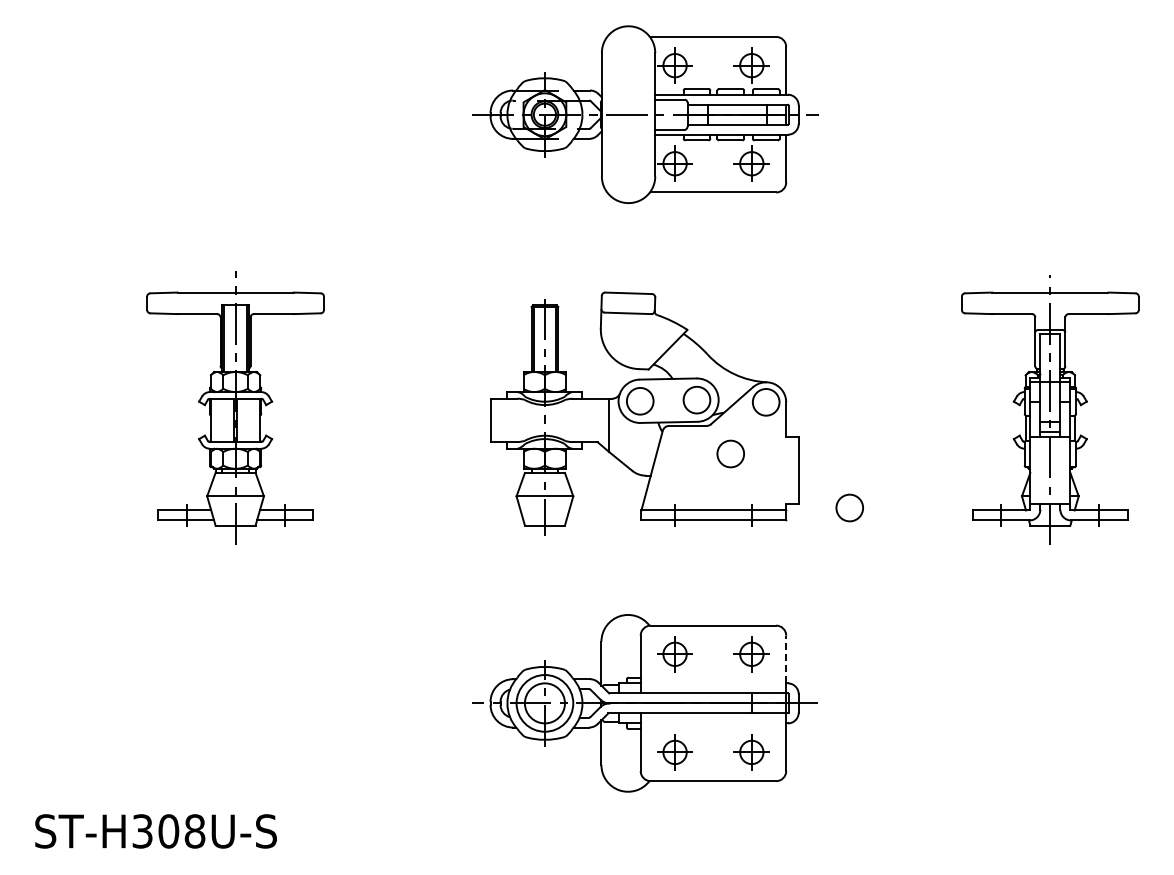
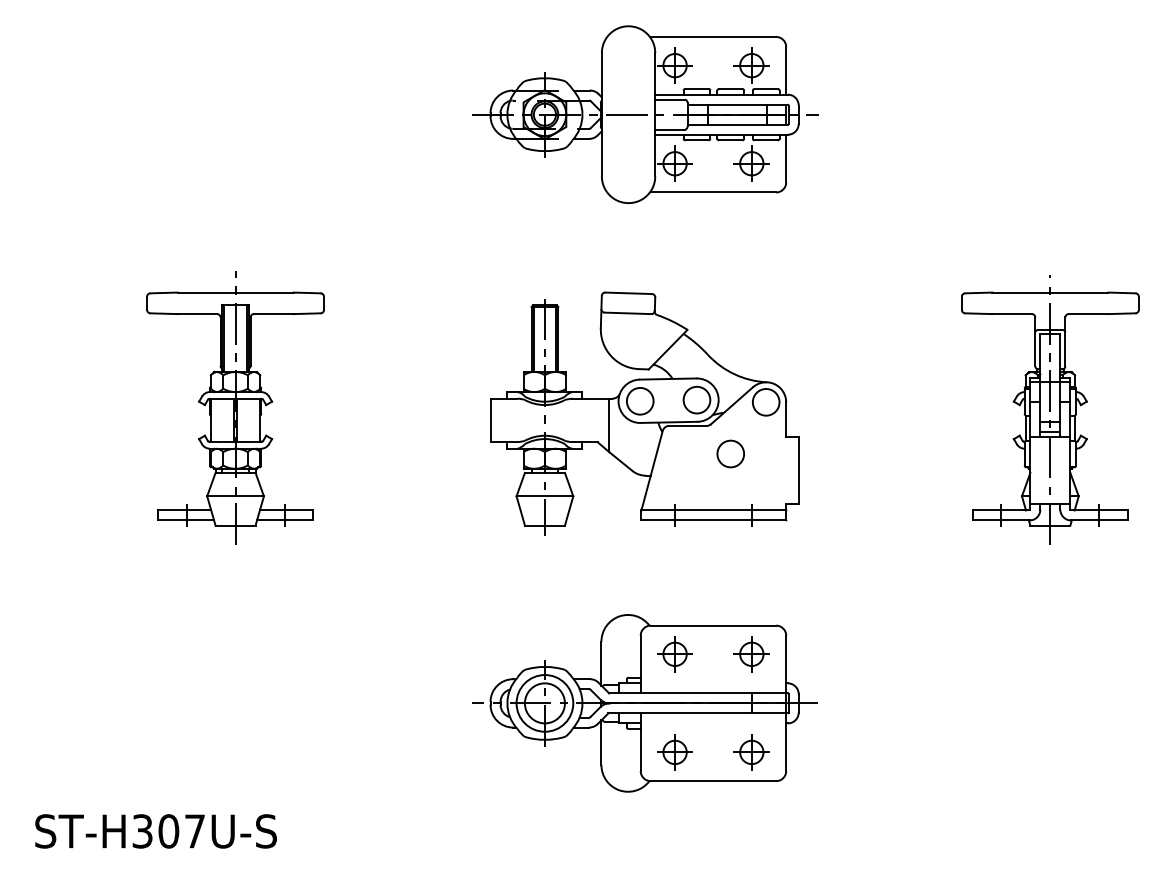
circle: present -> none (849, 507)
line: dashed -> solid (786, 658)
text: ST-H308U-S -> ST-H307U-S (194, 831)
